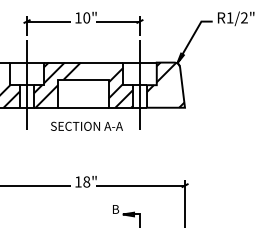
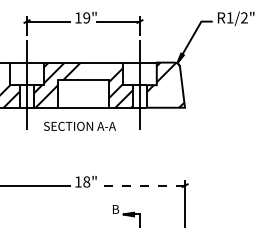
text: 10" -> 19" (86, 17)
text position: (86, 125) -> (79, 125) (79, 125)
line: solid -> dashed (140, 185)
